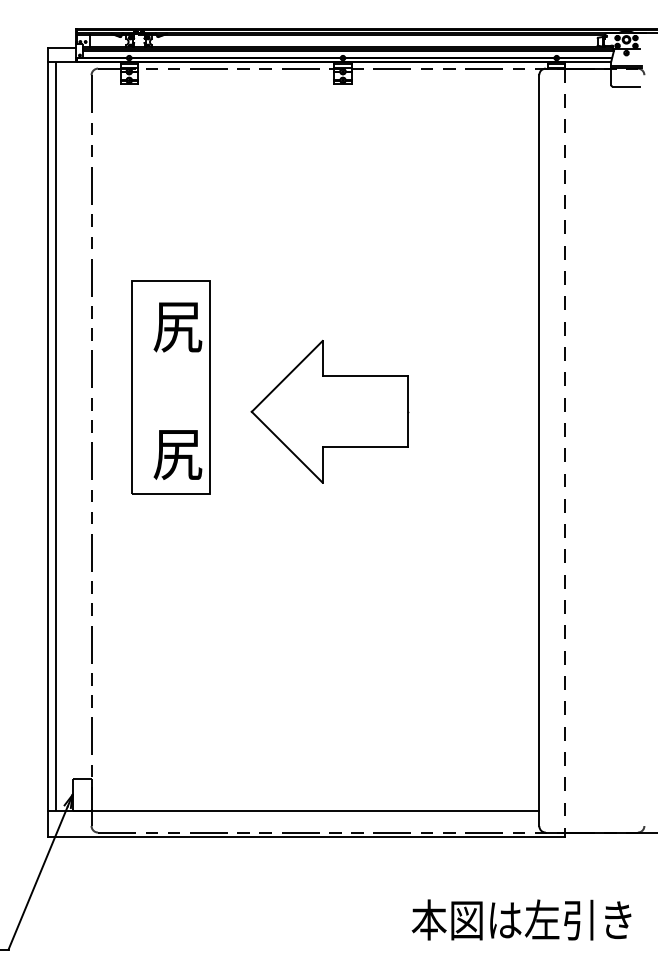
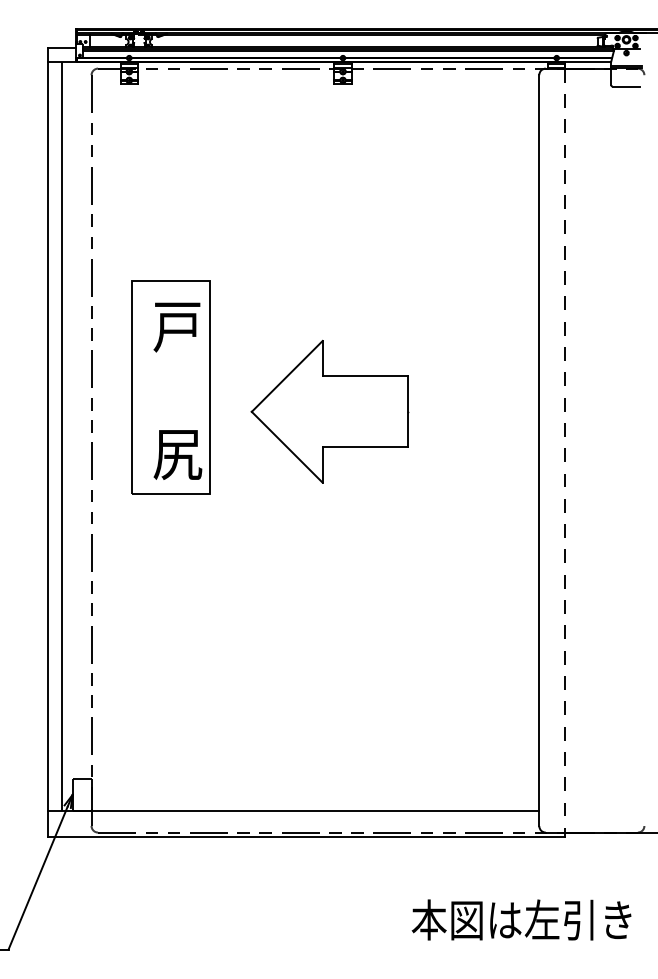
text: 尻 -> 戸 (177, 327)
line position: (55, 436) -> (61, 436) (61, 436)
